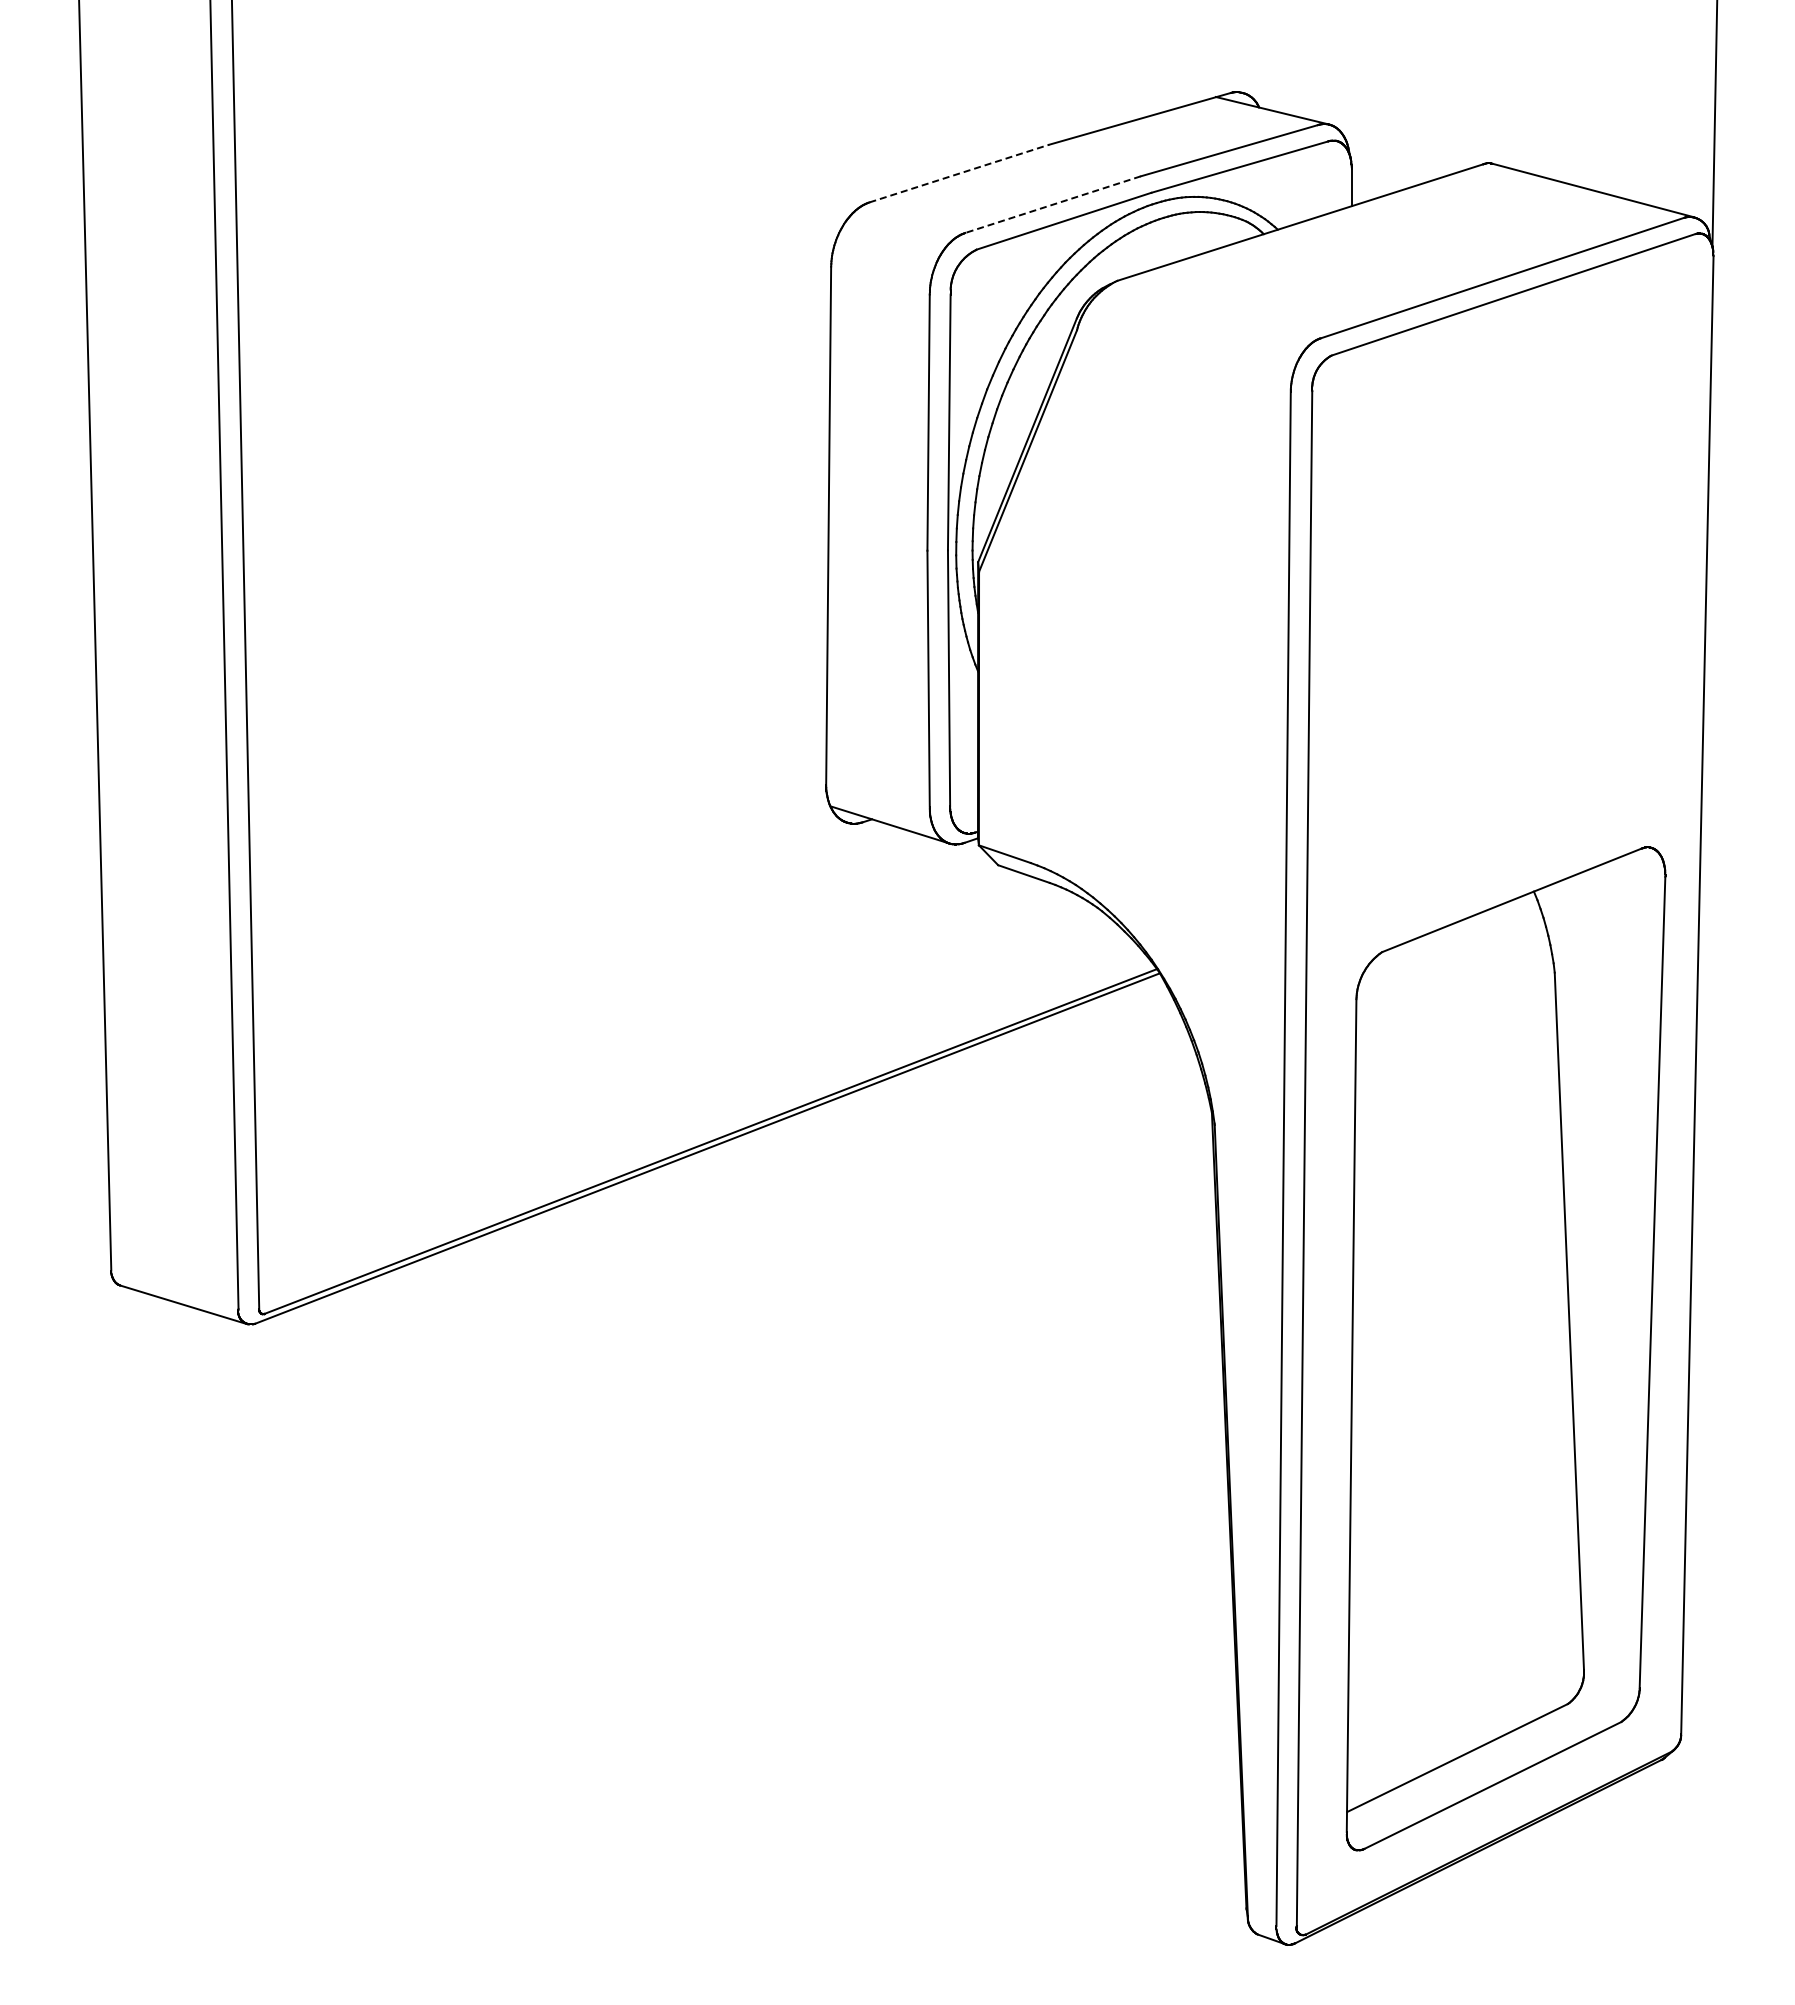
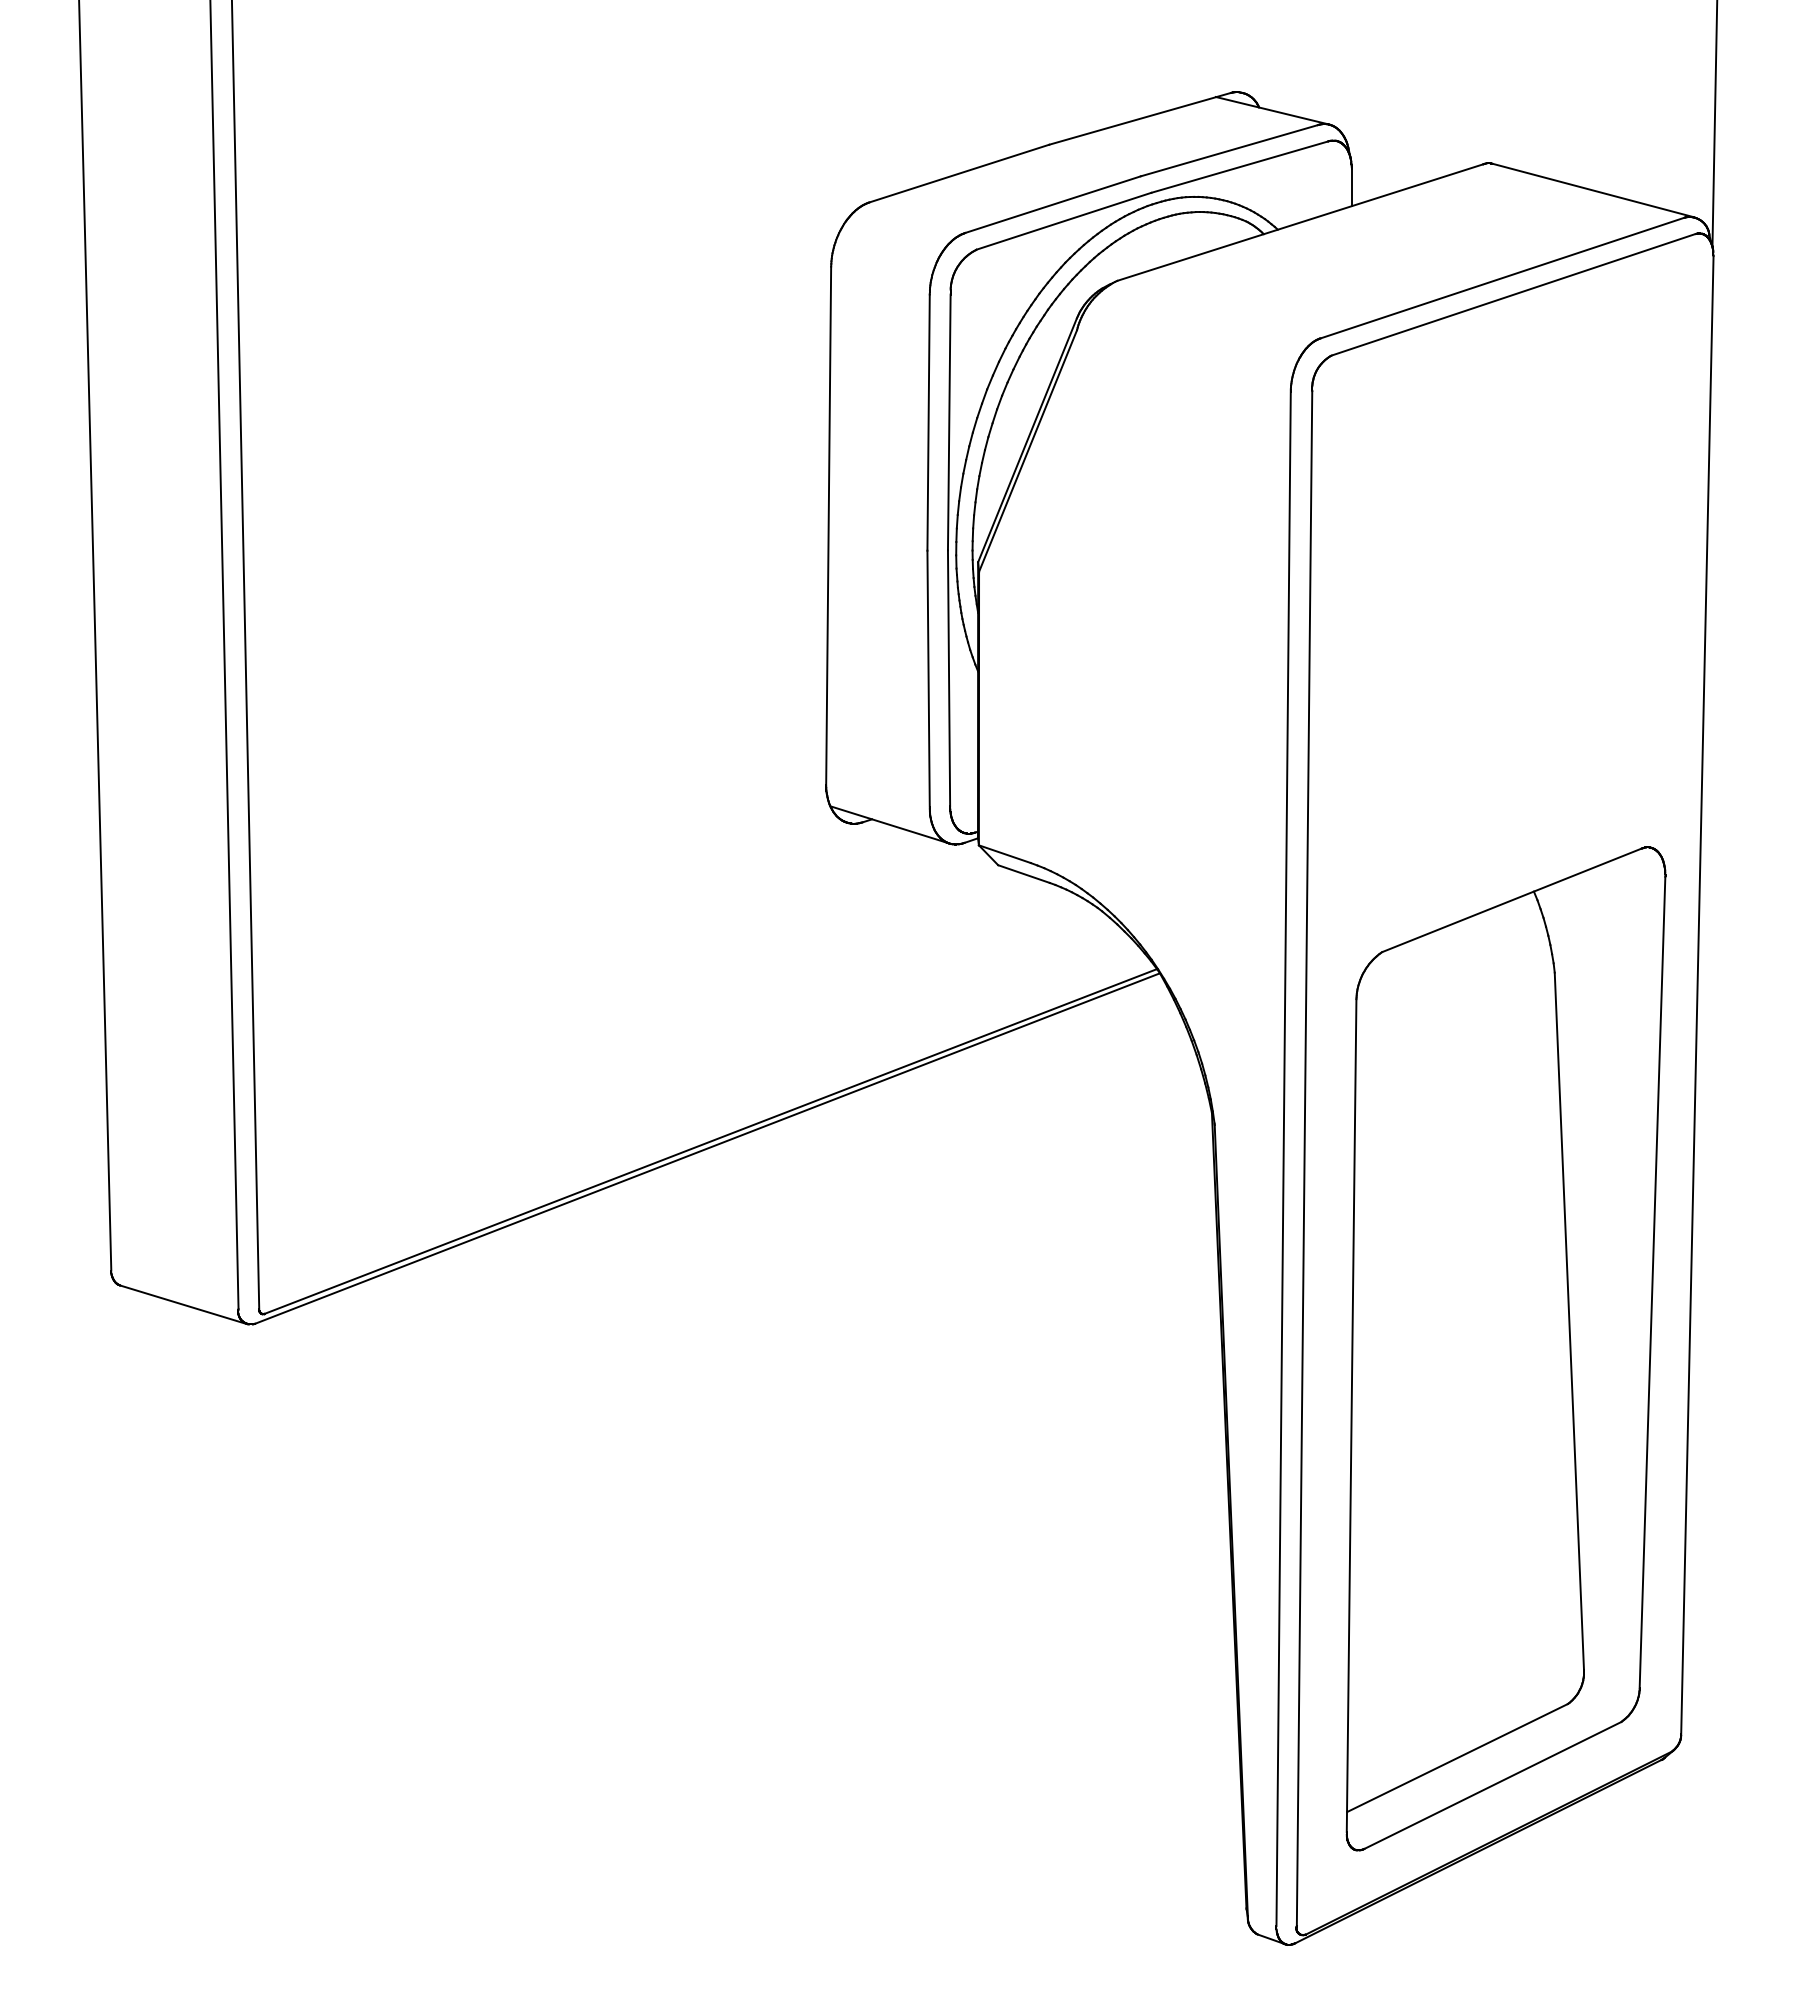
line: dashed -> solid (959, 173)
line: dashed -> solid (1052, 204)
